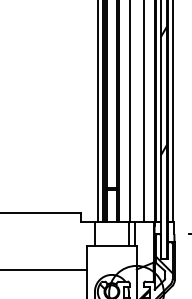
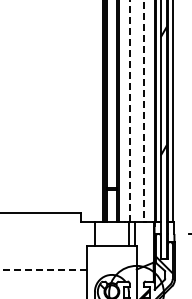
line: solid -> dashed (129, 110)
line: present -> none (97, 111)
line: solid -> dashed (143, 111)
line: solid -> dashed (44, 270)
